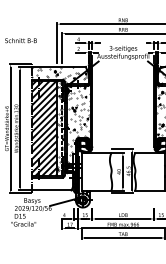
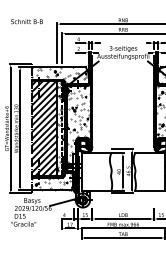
text position: (20, 40) -> (26, 21) (26, 21)
hatch: none -> present (52, 180)
